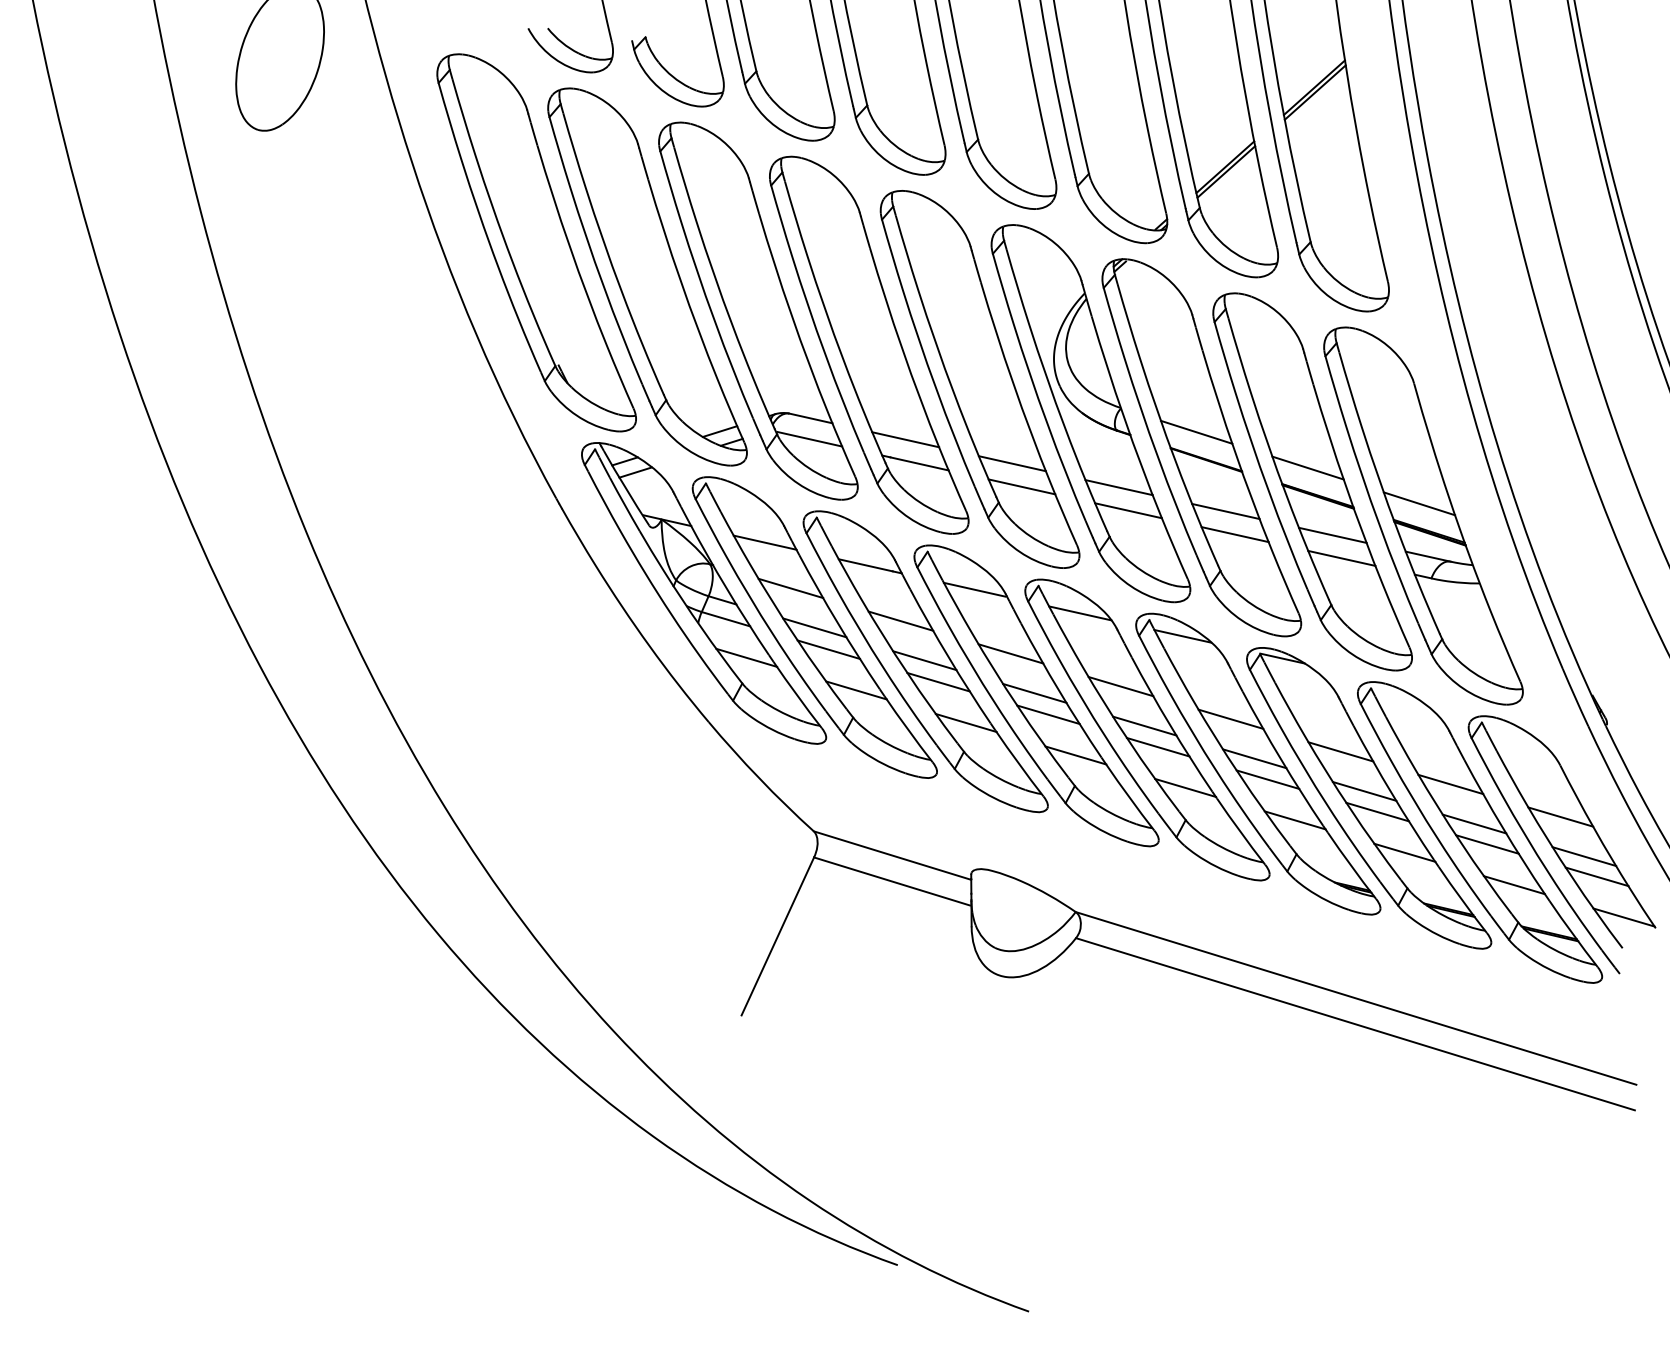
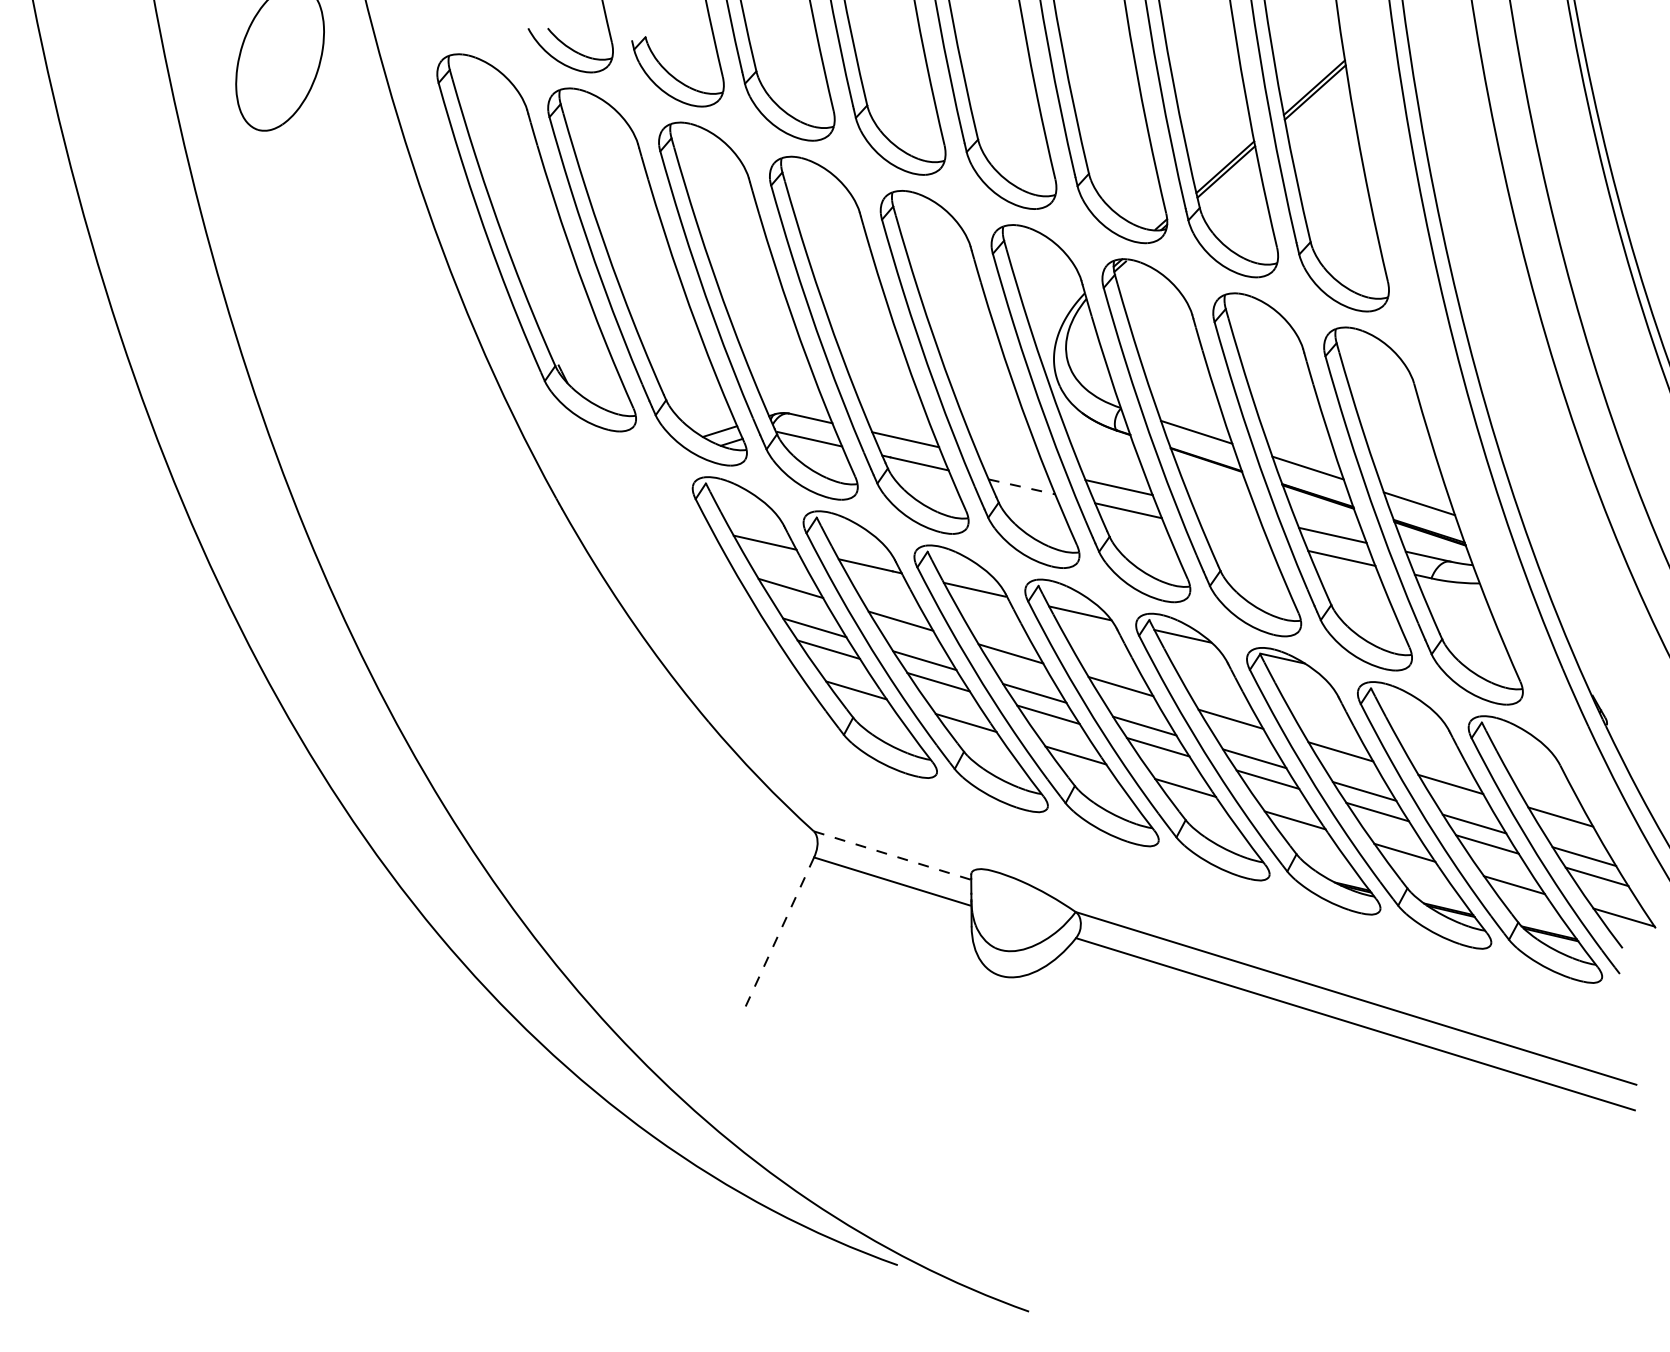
line: present -> none (1011, 463)
line: solid -> dashed (1022, 487)
line: present -> none (1225, 511)
line: present -> none (1234, 534)
part: present -> none (704, 593)
line: solid -> dashed (893, 855)
line: solid -> dashed (777, 936)
